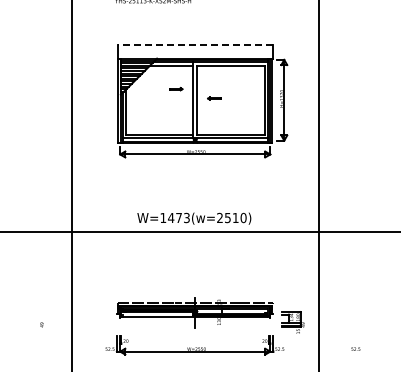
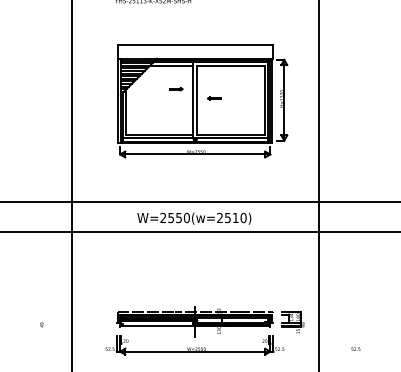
line: dashed -> solid (194, 44)
line: none -> present (199, 202)
text: W=1473(w=2510) -> W=2550(w=2510) (174, 217)
part position: (194, 312) -> (194, 321) (194, 321)
